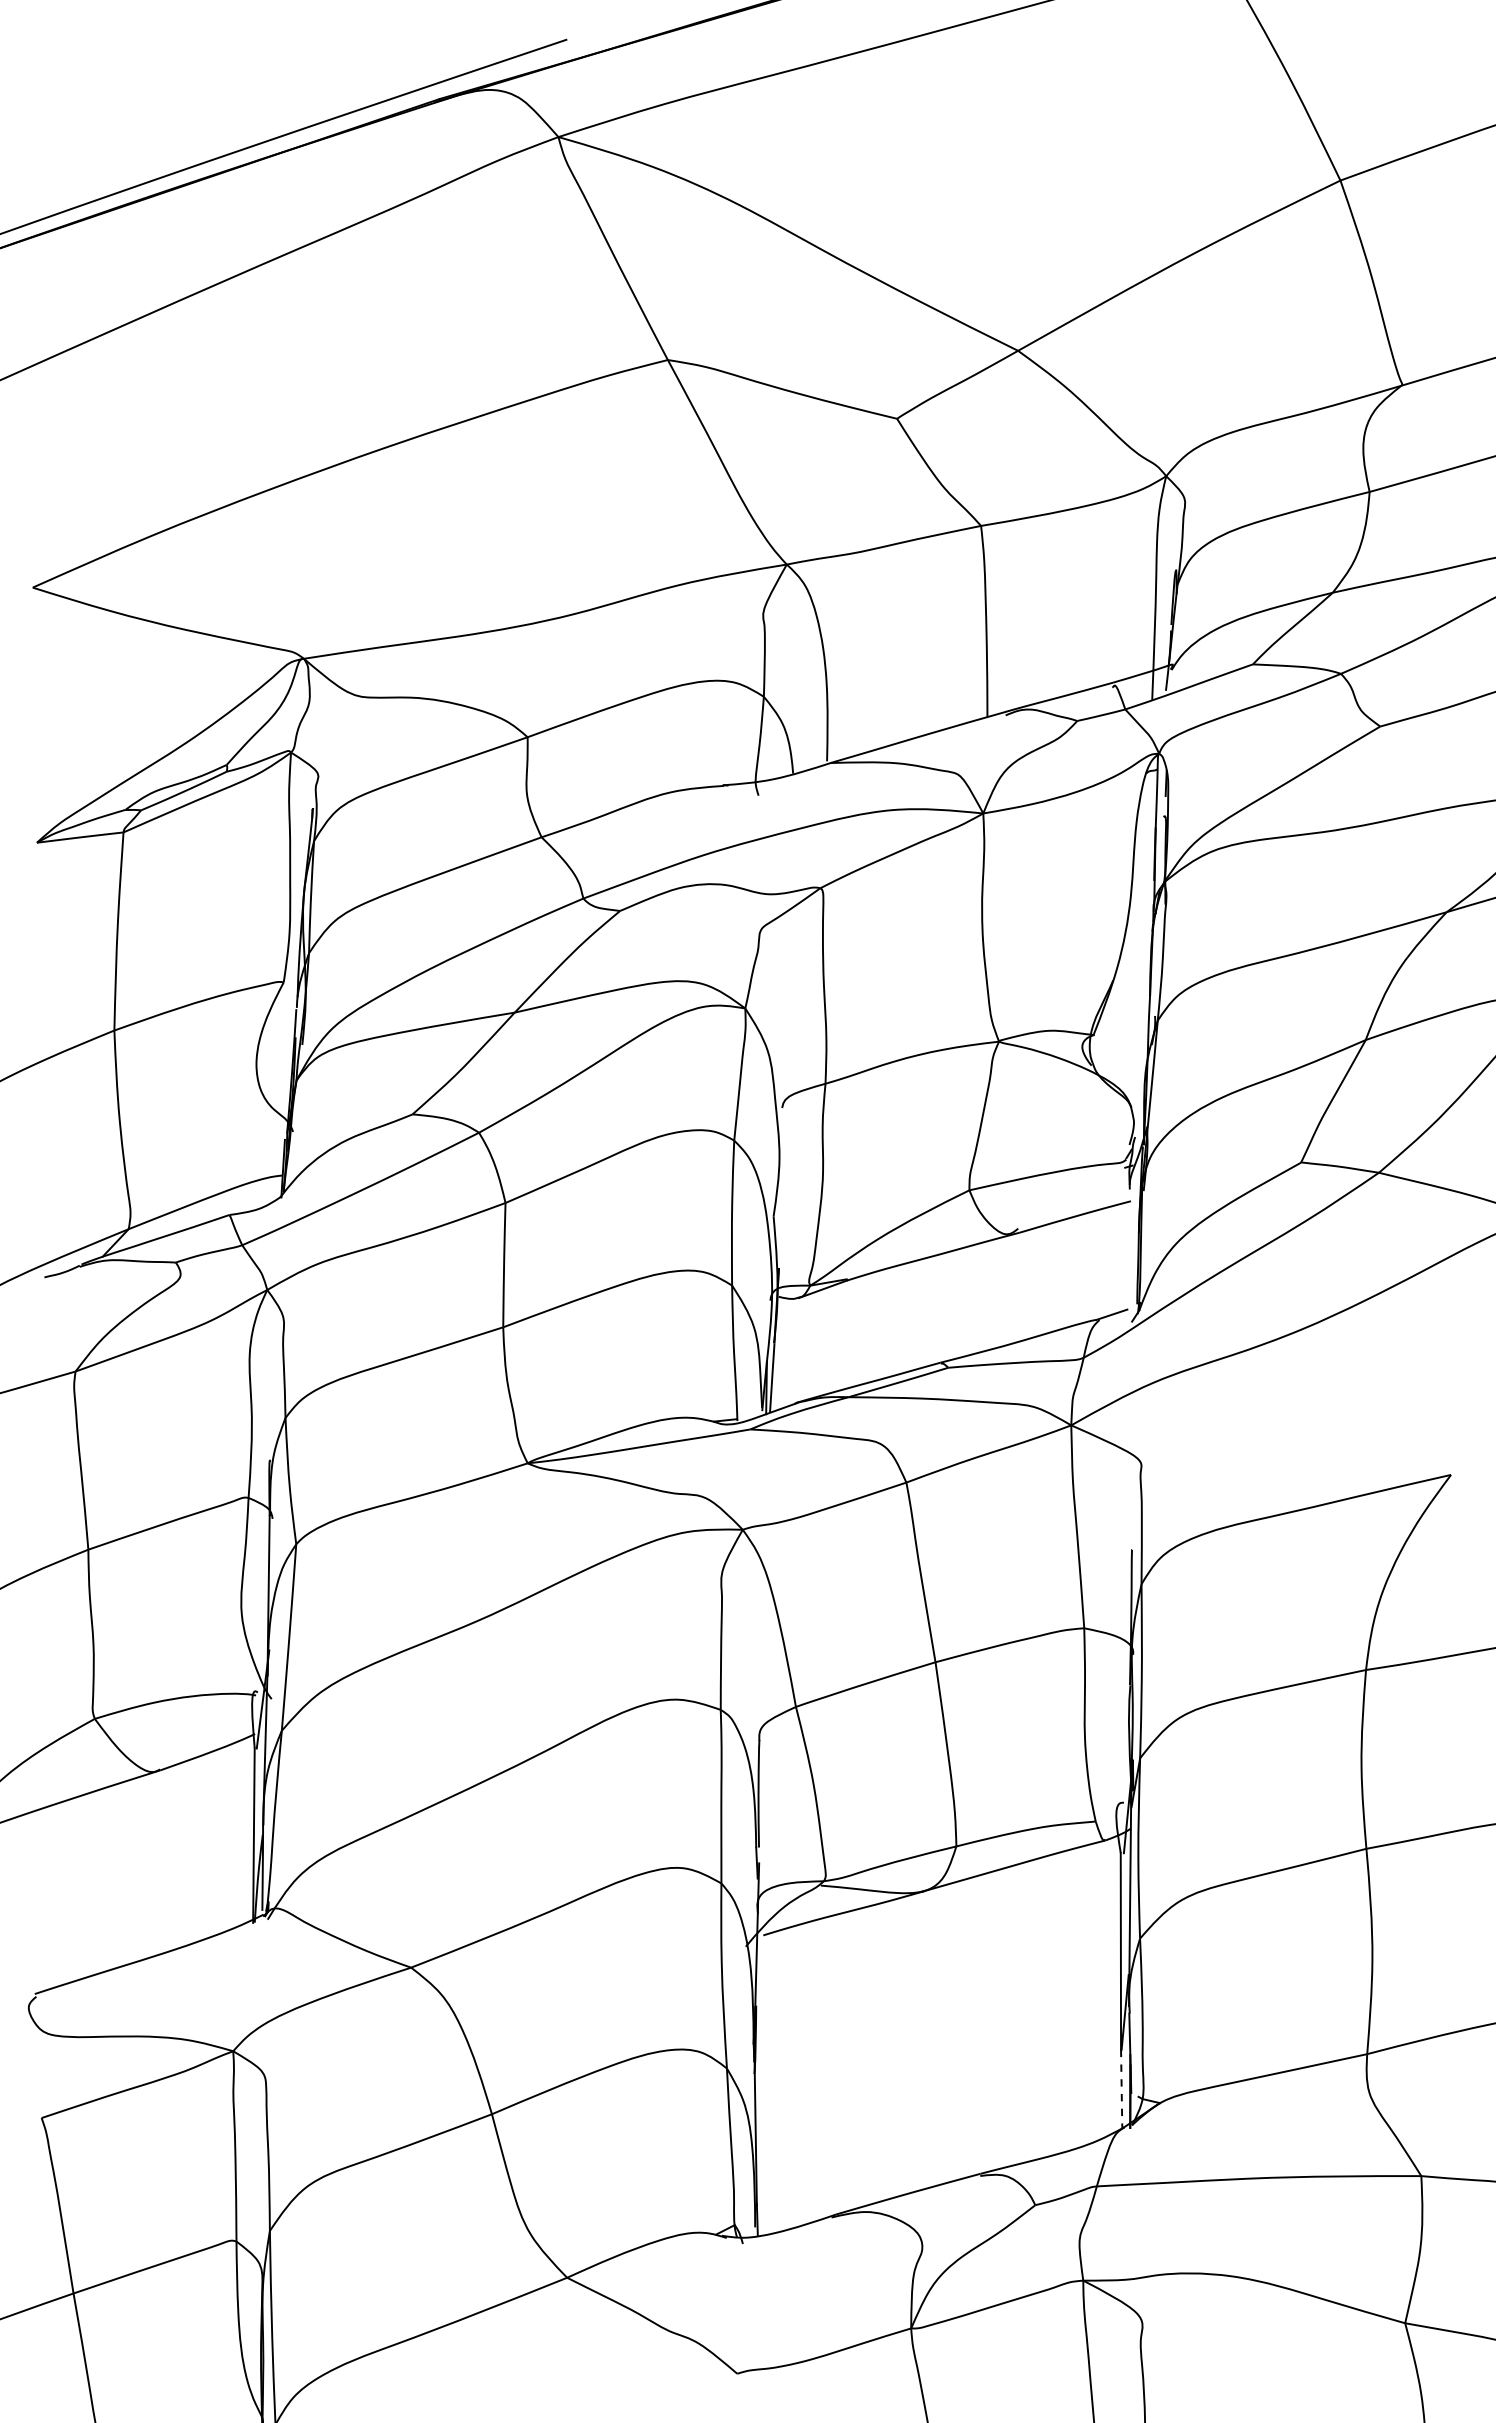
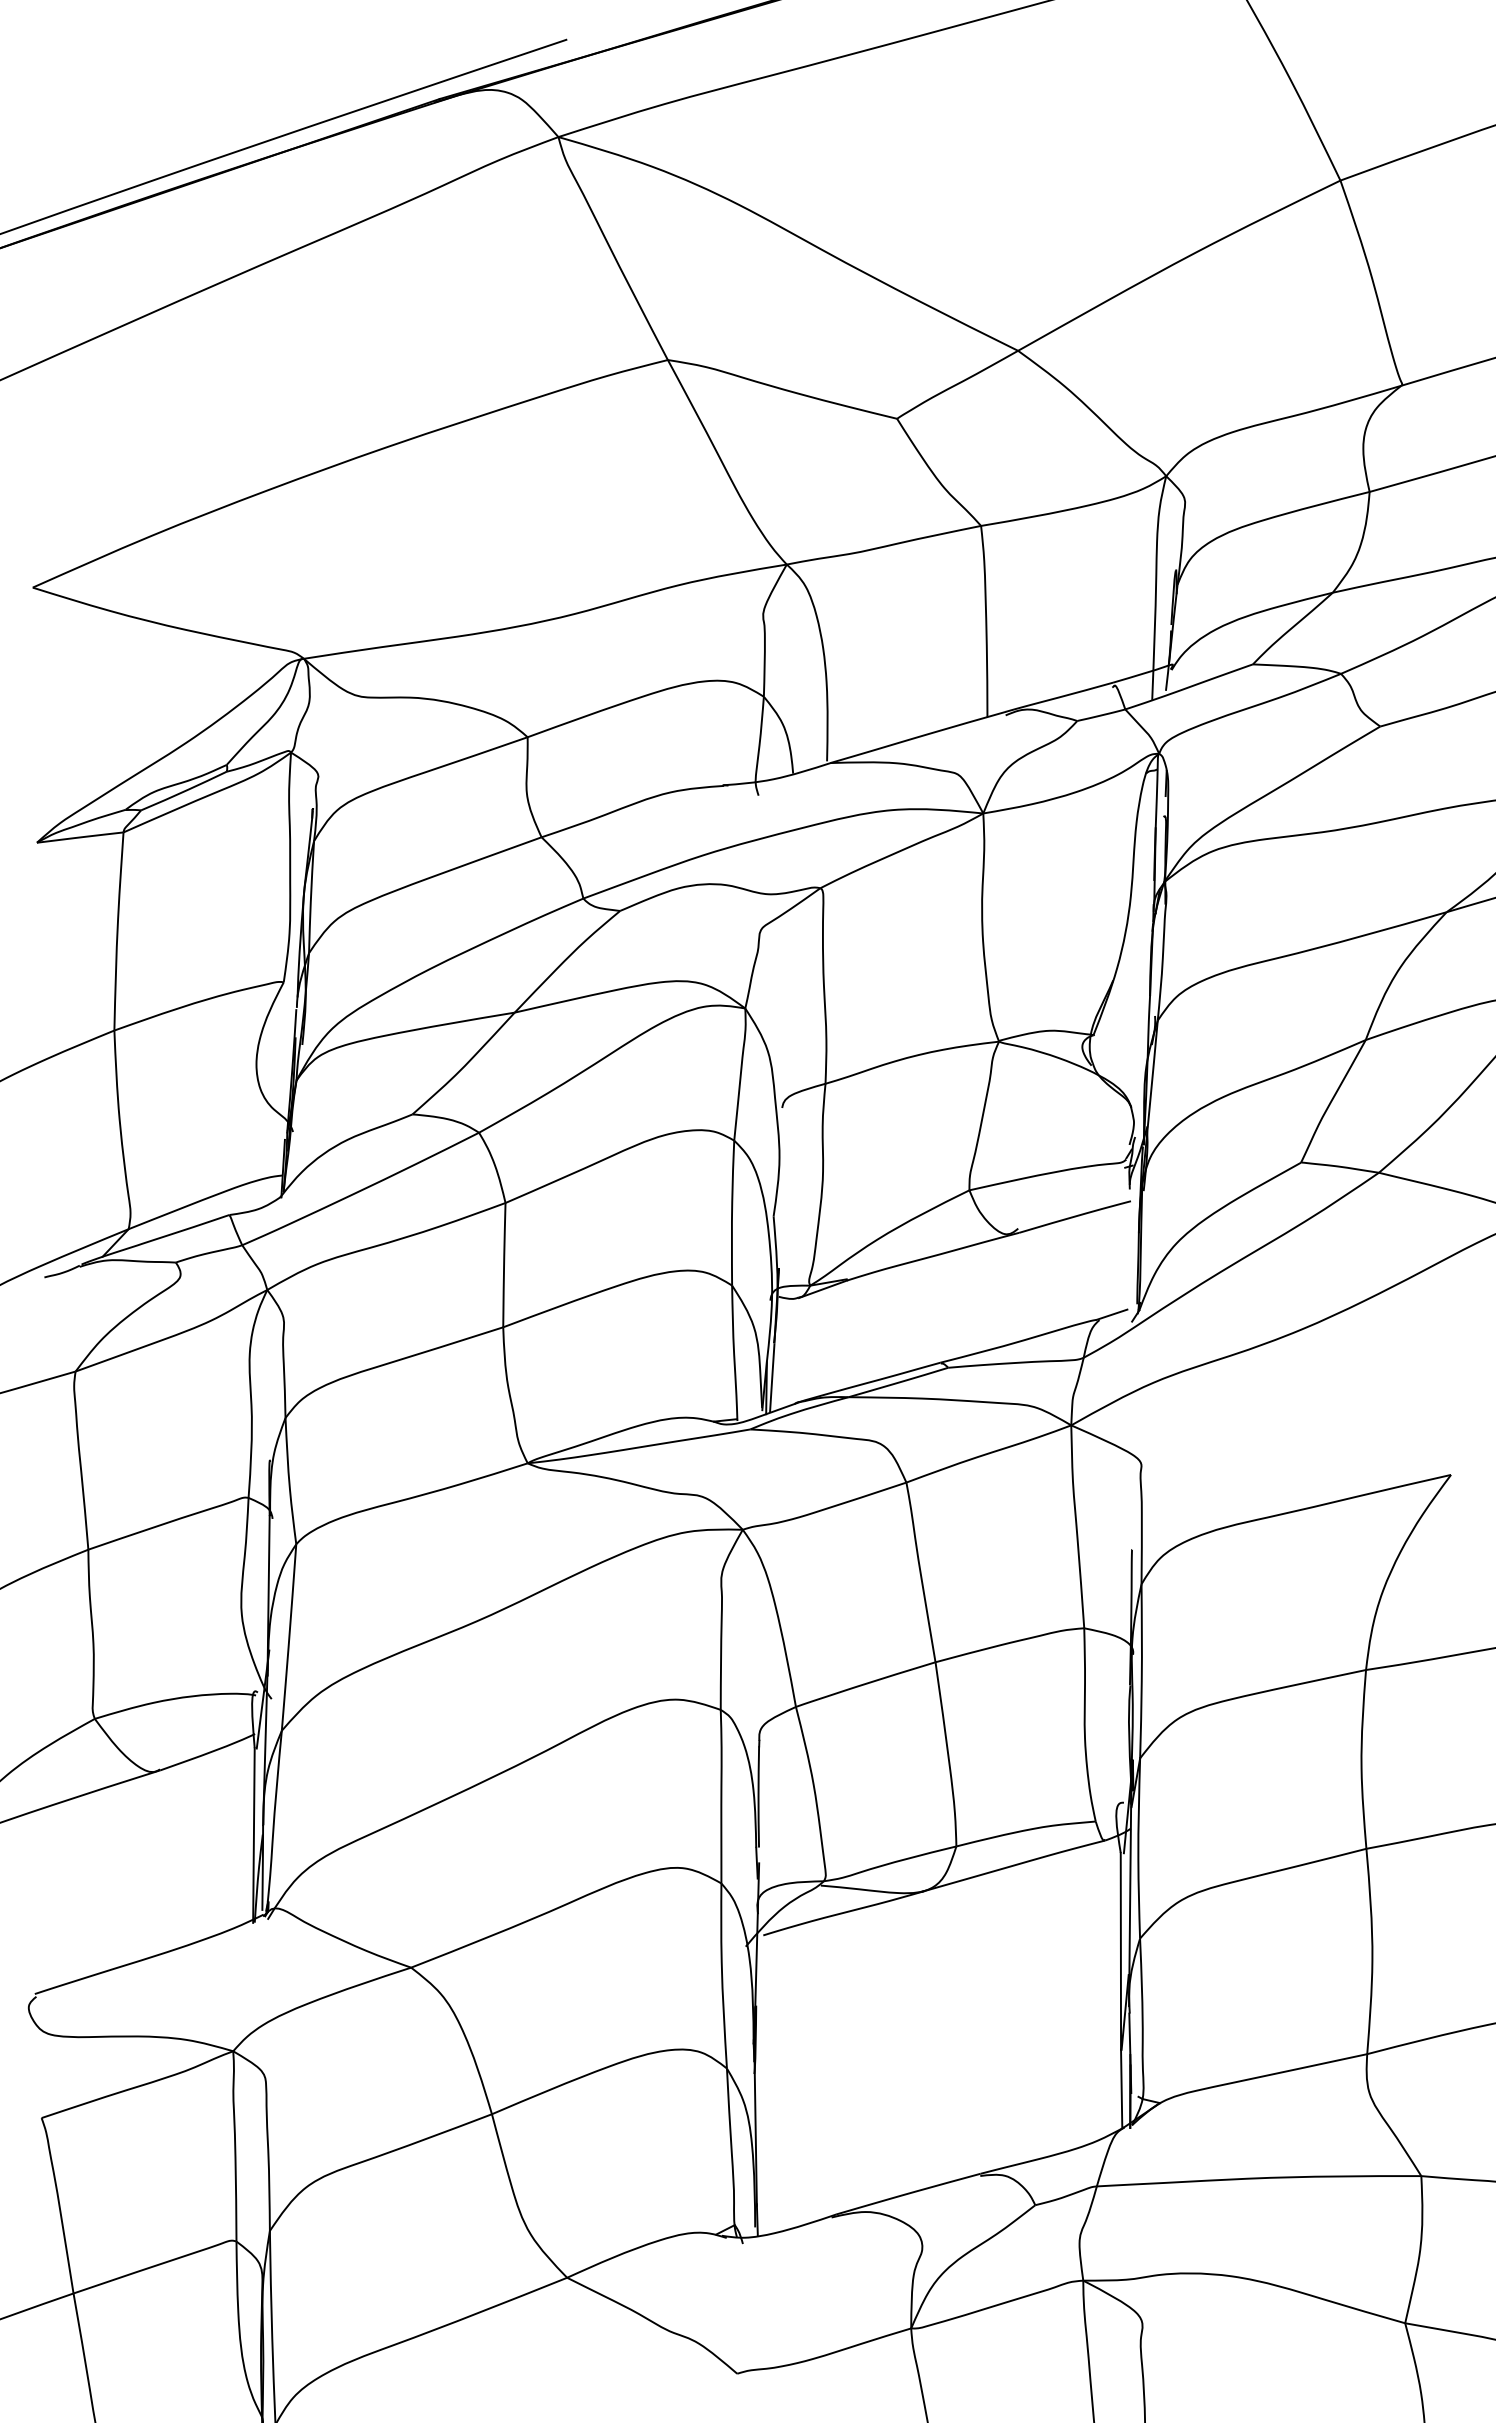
line: dashed -> solid (1121, 2089)
